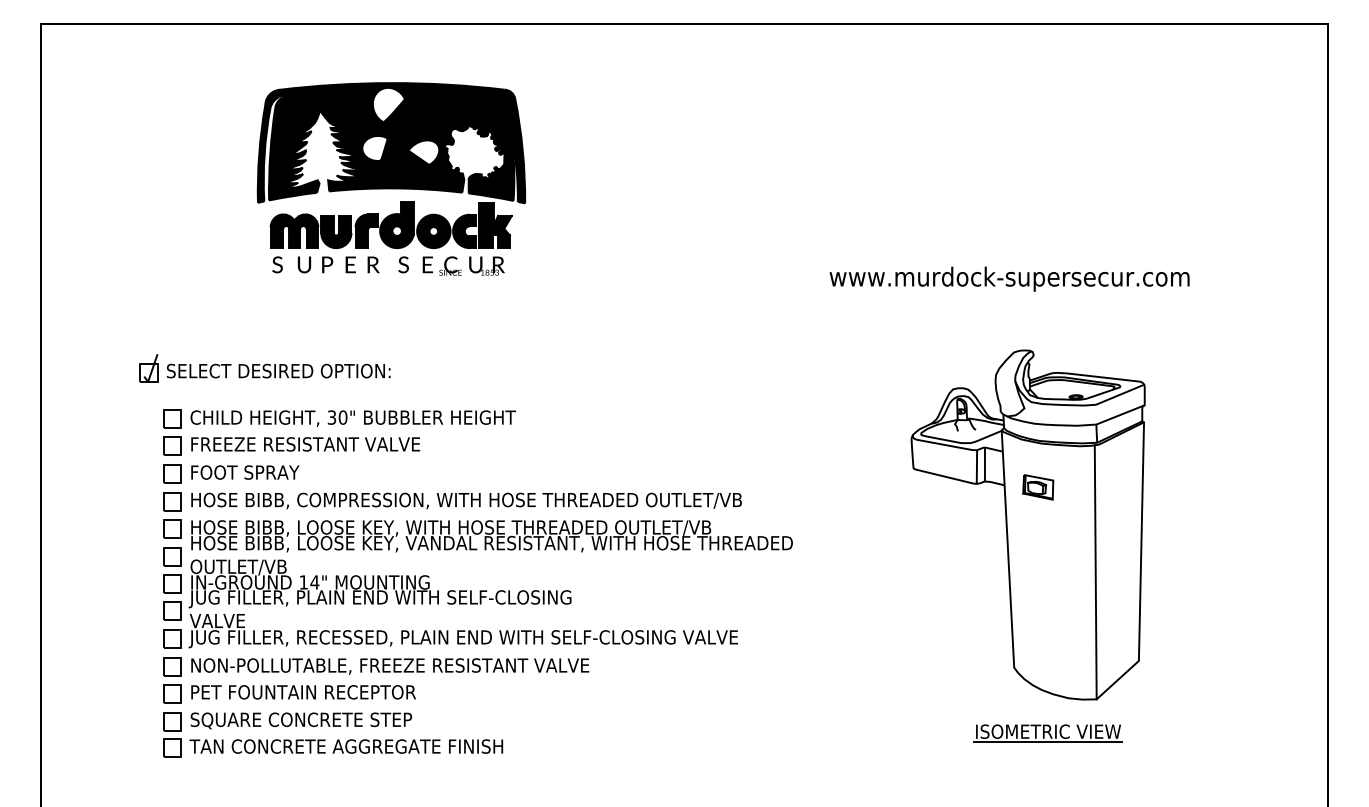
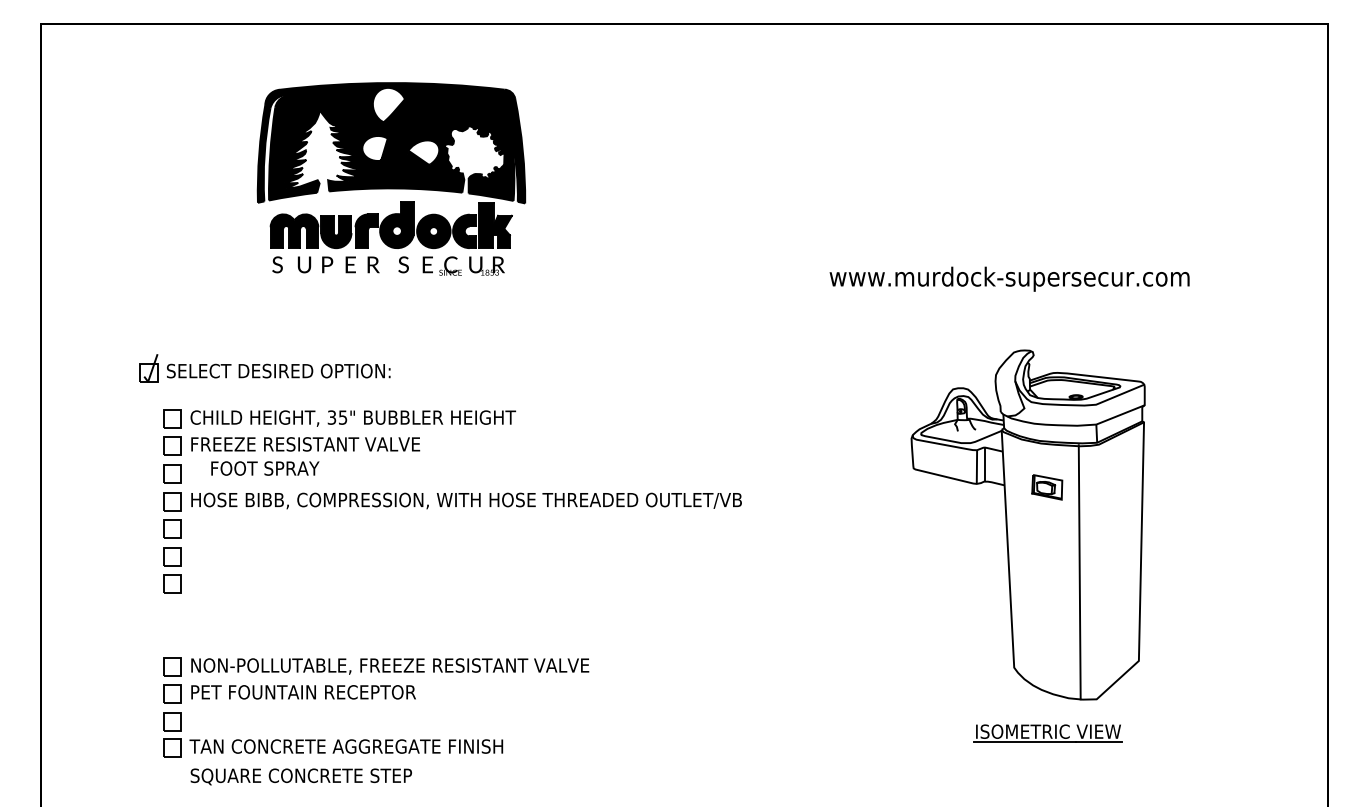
text: 30" -> 35" (342, 417)
text position: (245, 472) -> (265, 468) (265, 468)
part position: (1038, 487) -> (1047, 487) (1047, 487)
line position: (1095, 572) -> (1079, 572) (1079, 572)
part: present -> none (479, 590)
text position: (300, 720) -> (300, 776) (300, 776)
